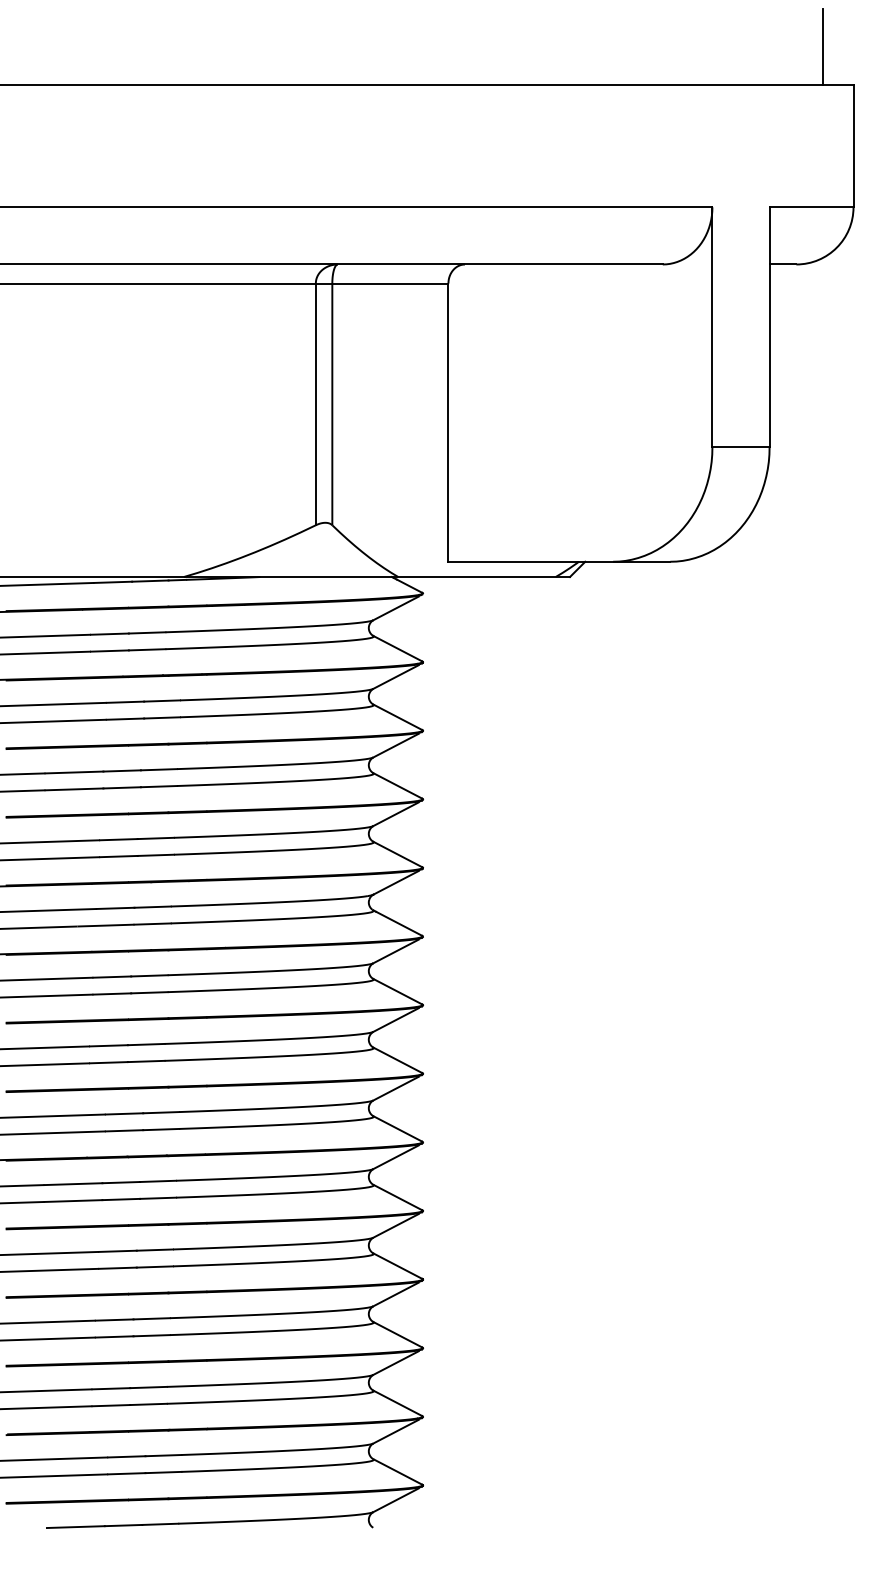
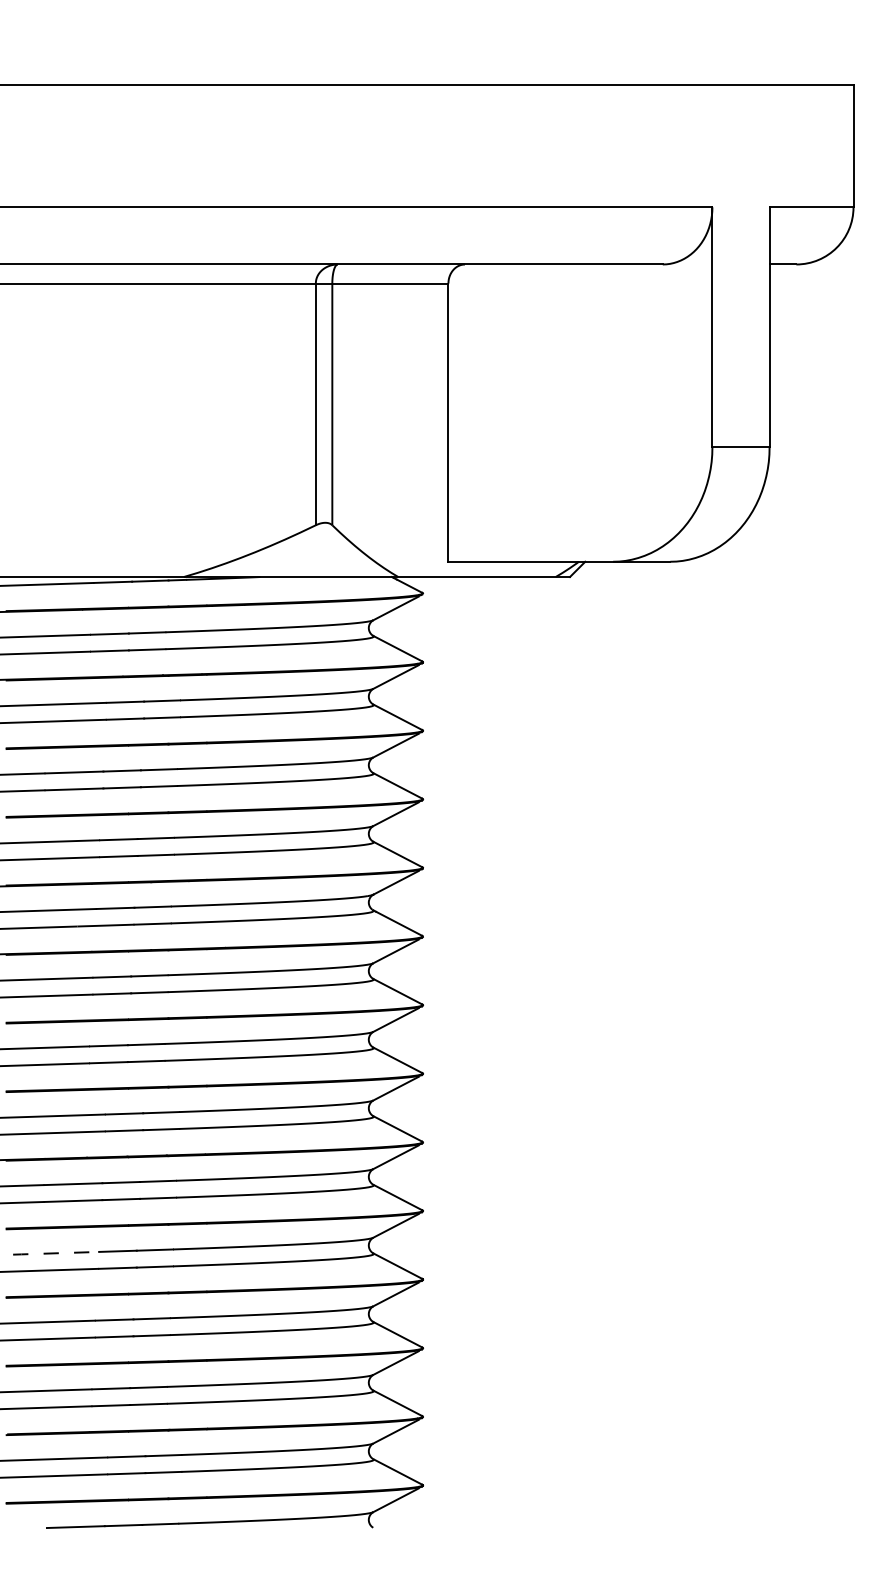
line: present -> none (823, 47)
line: solid -> dashed (48, 1253)
